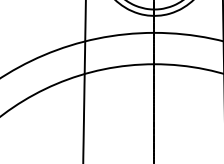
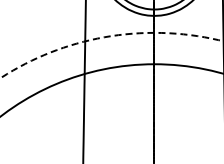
circle: solid -> dashed (111, 55)
